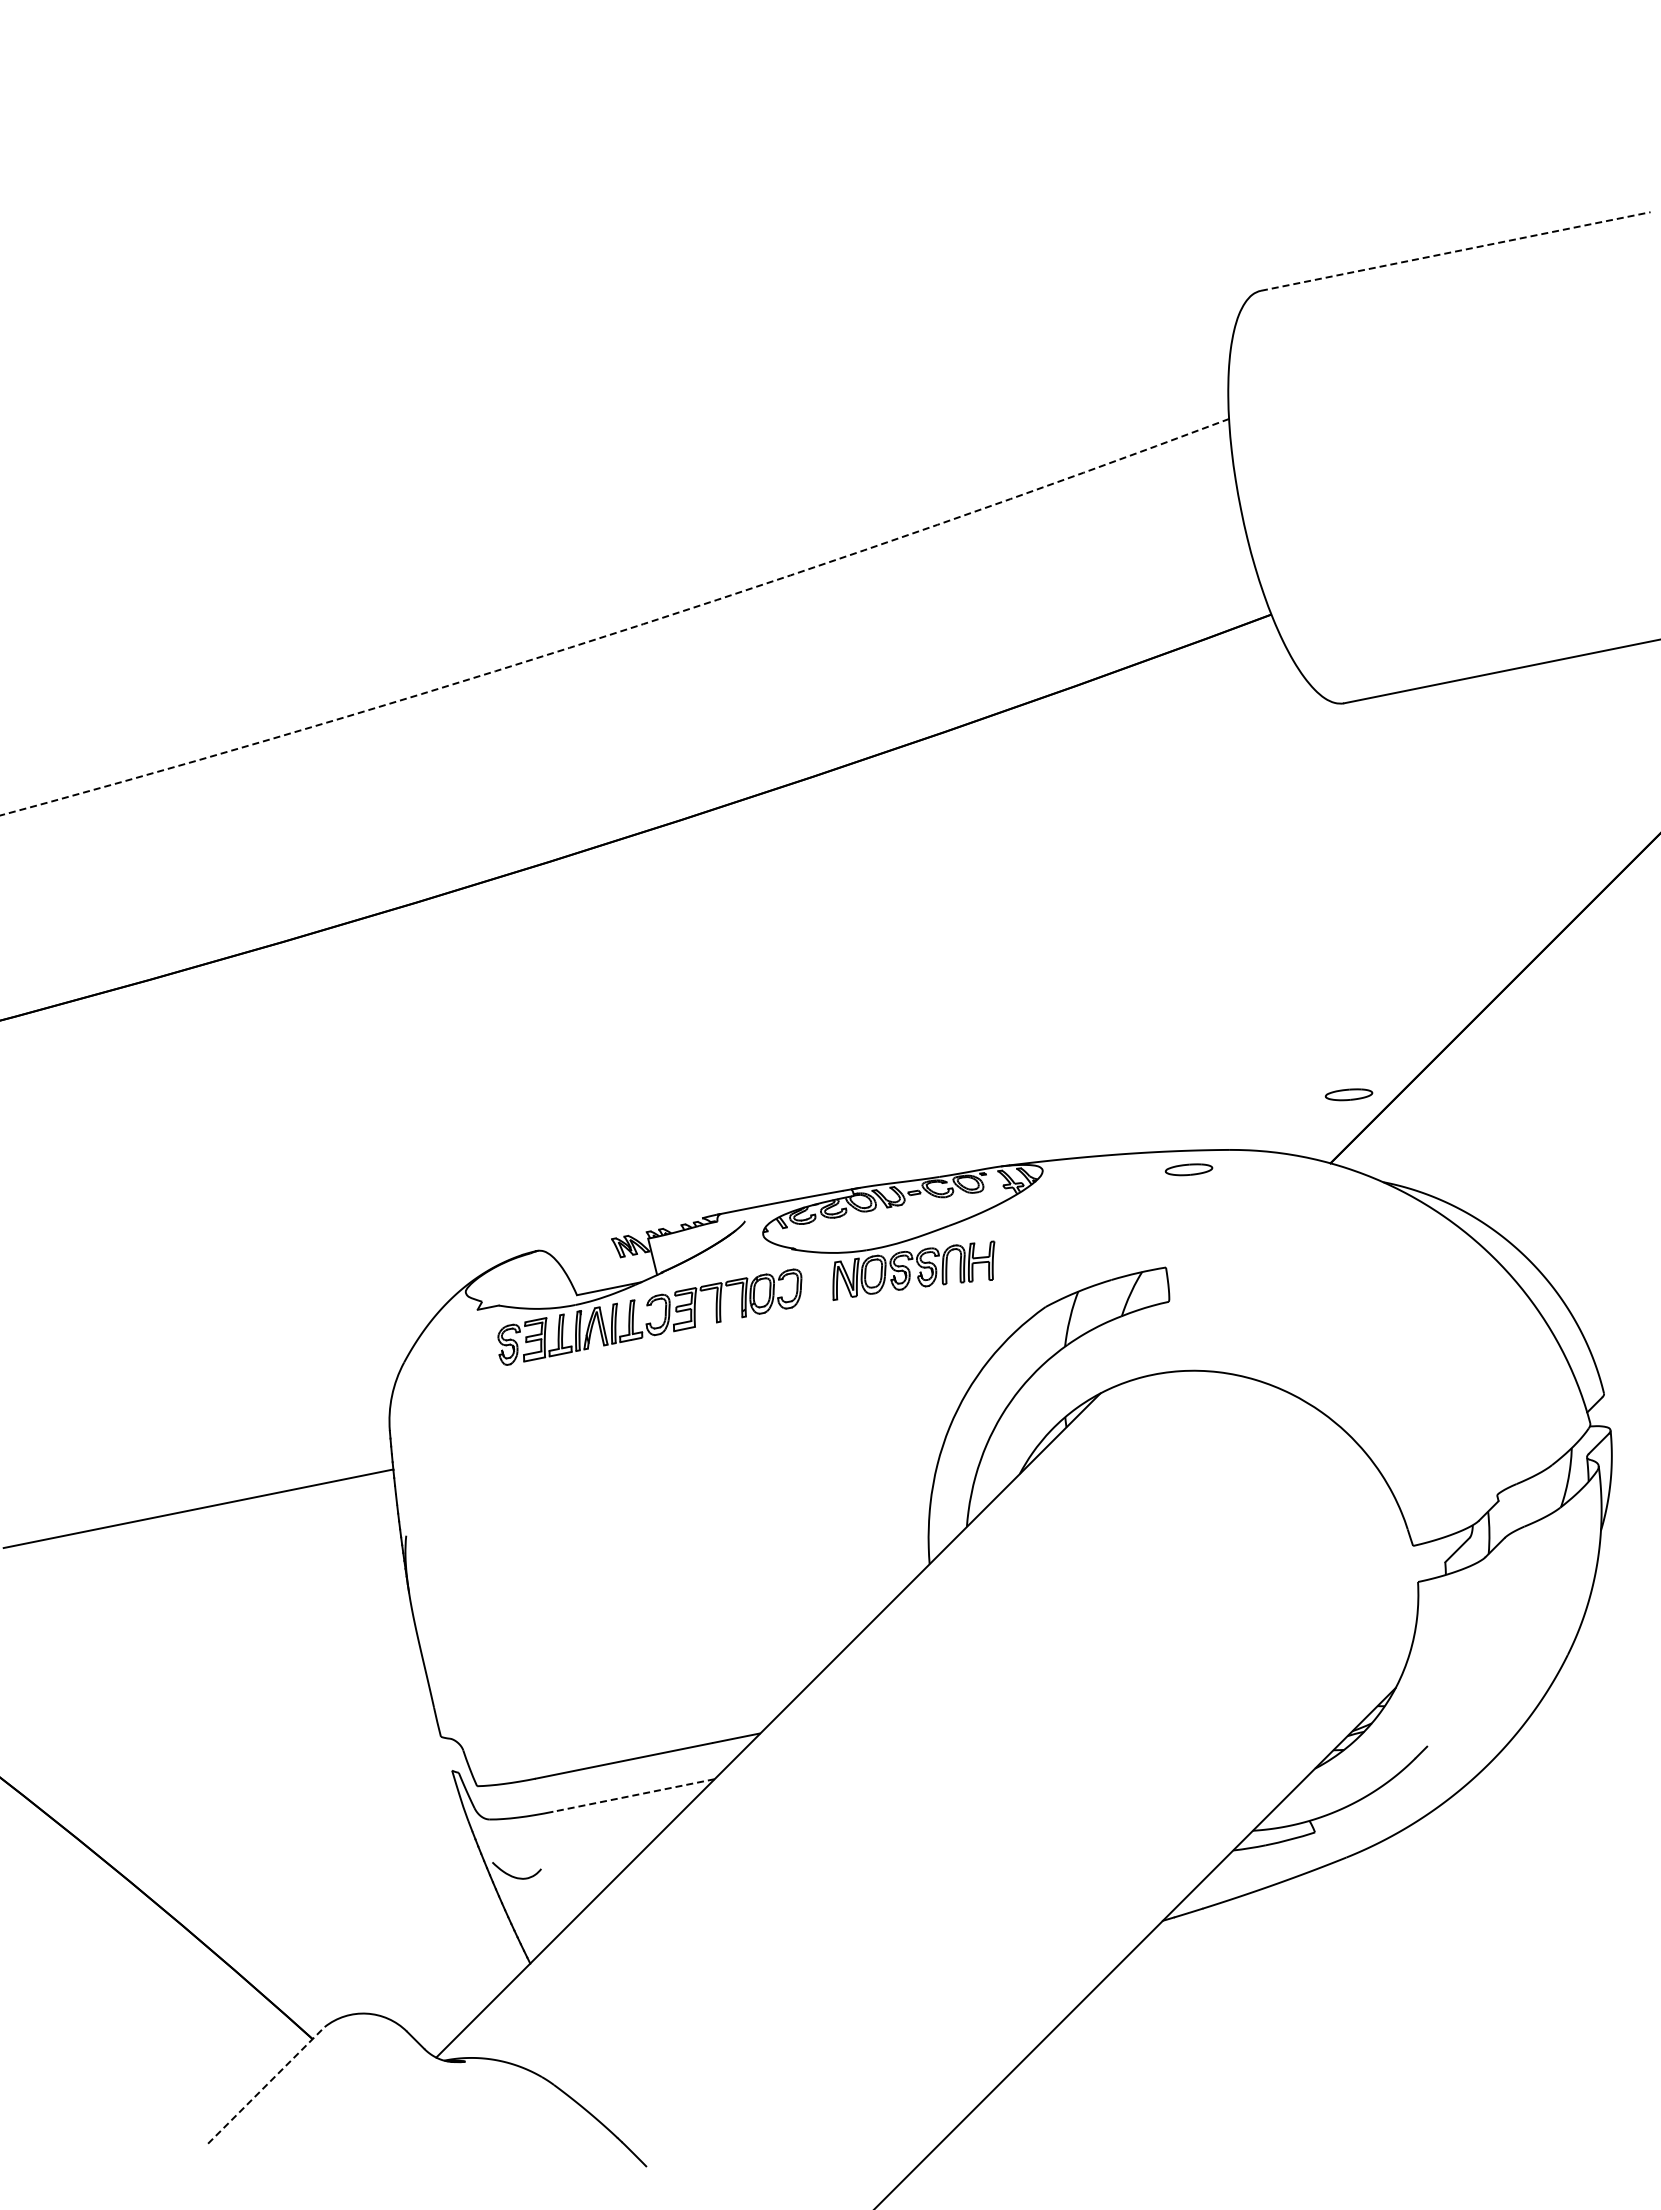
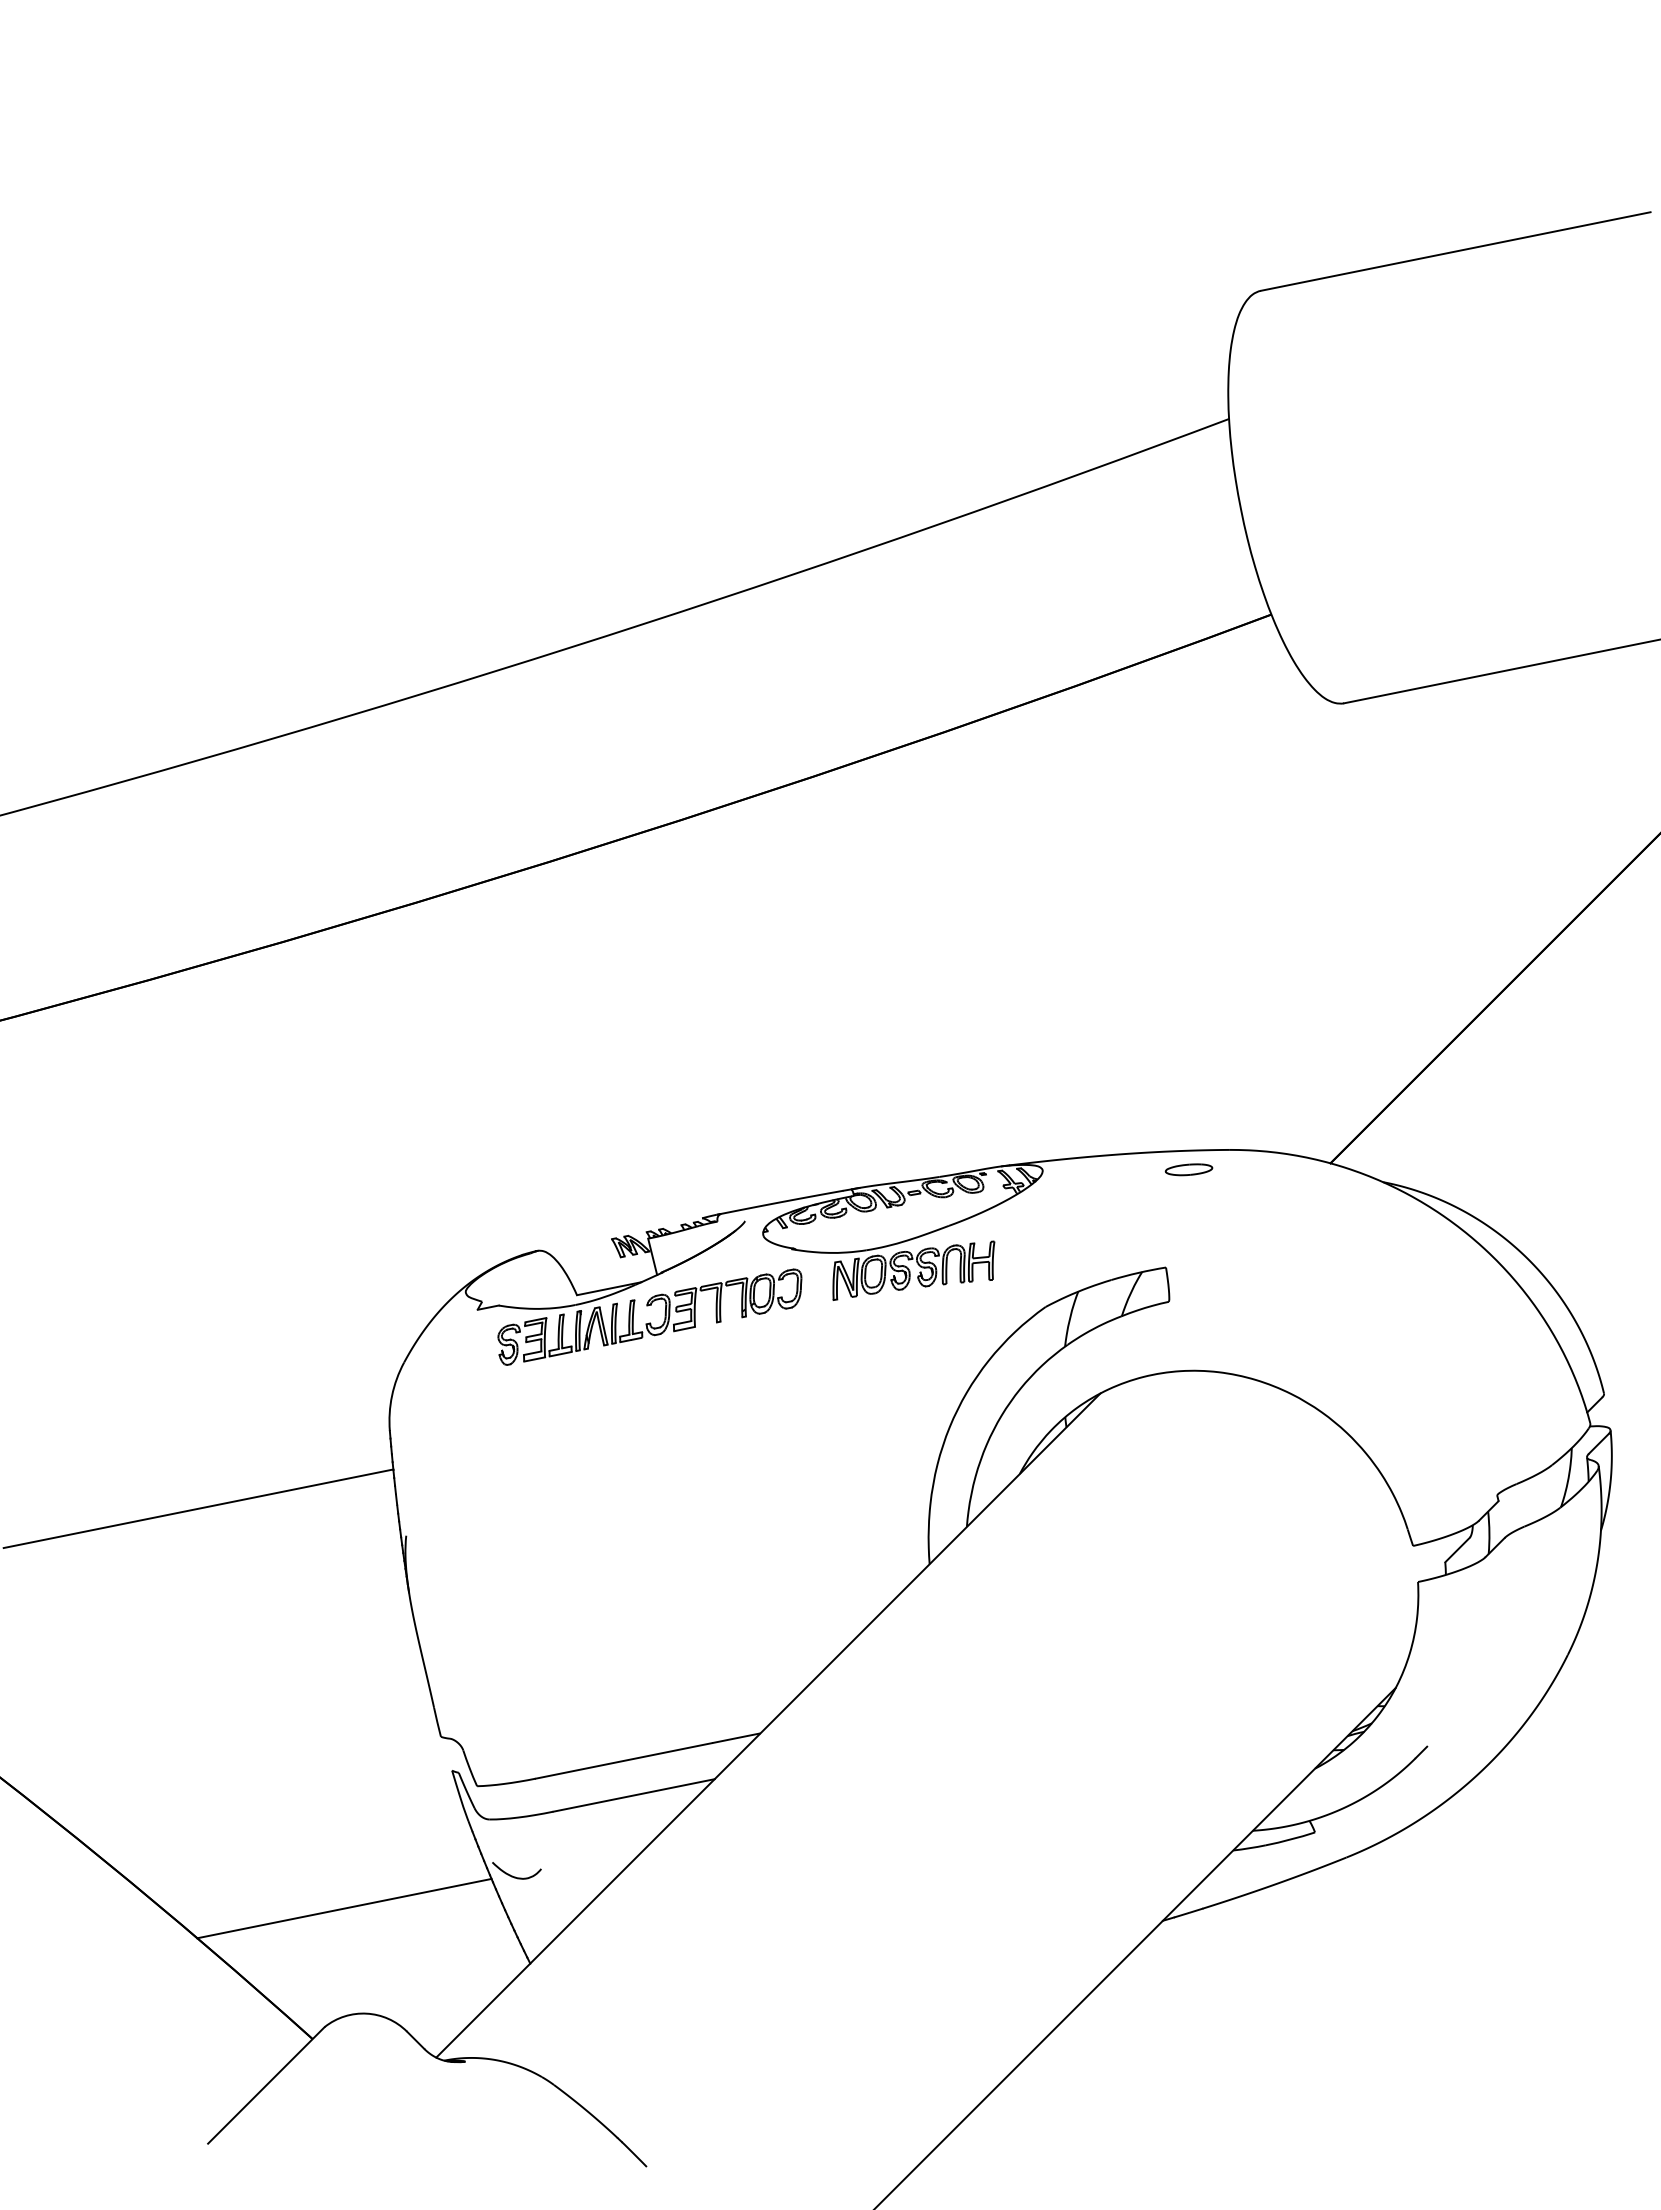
line: dashed -> solid (1455, 251)
arc: dashed -> solid (619, 631)
part: present -> none (1348, 1094)
line: dashed -> solid (633, 1795)
line: none -> present (344, 1908)
line: dashed -> solid (266, 2085)
